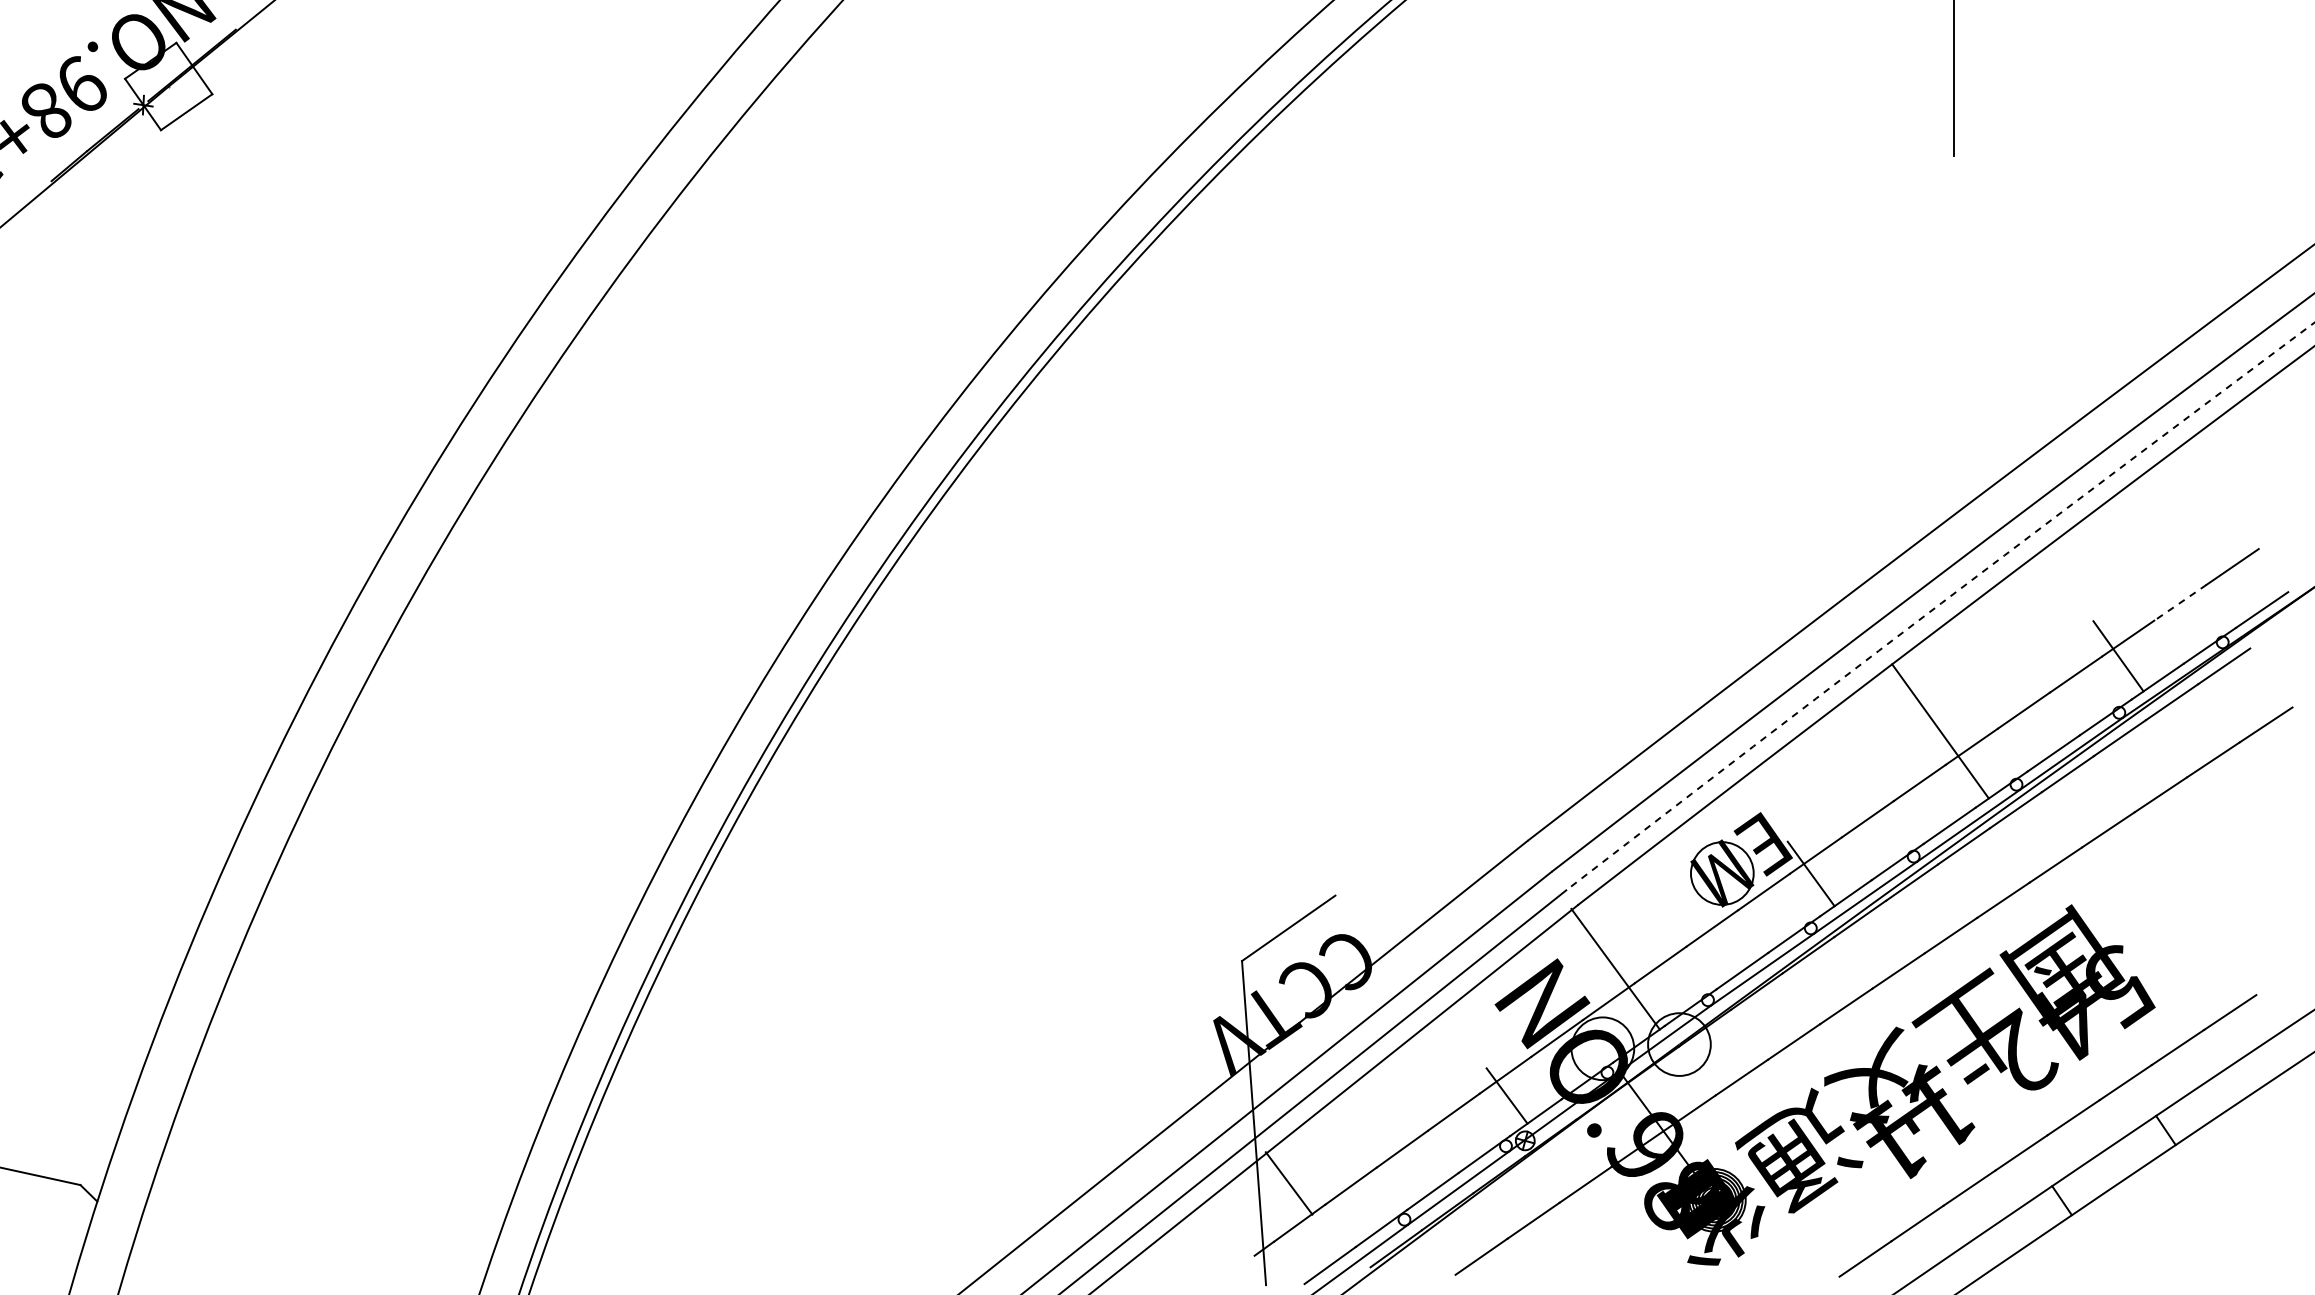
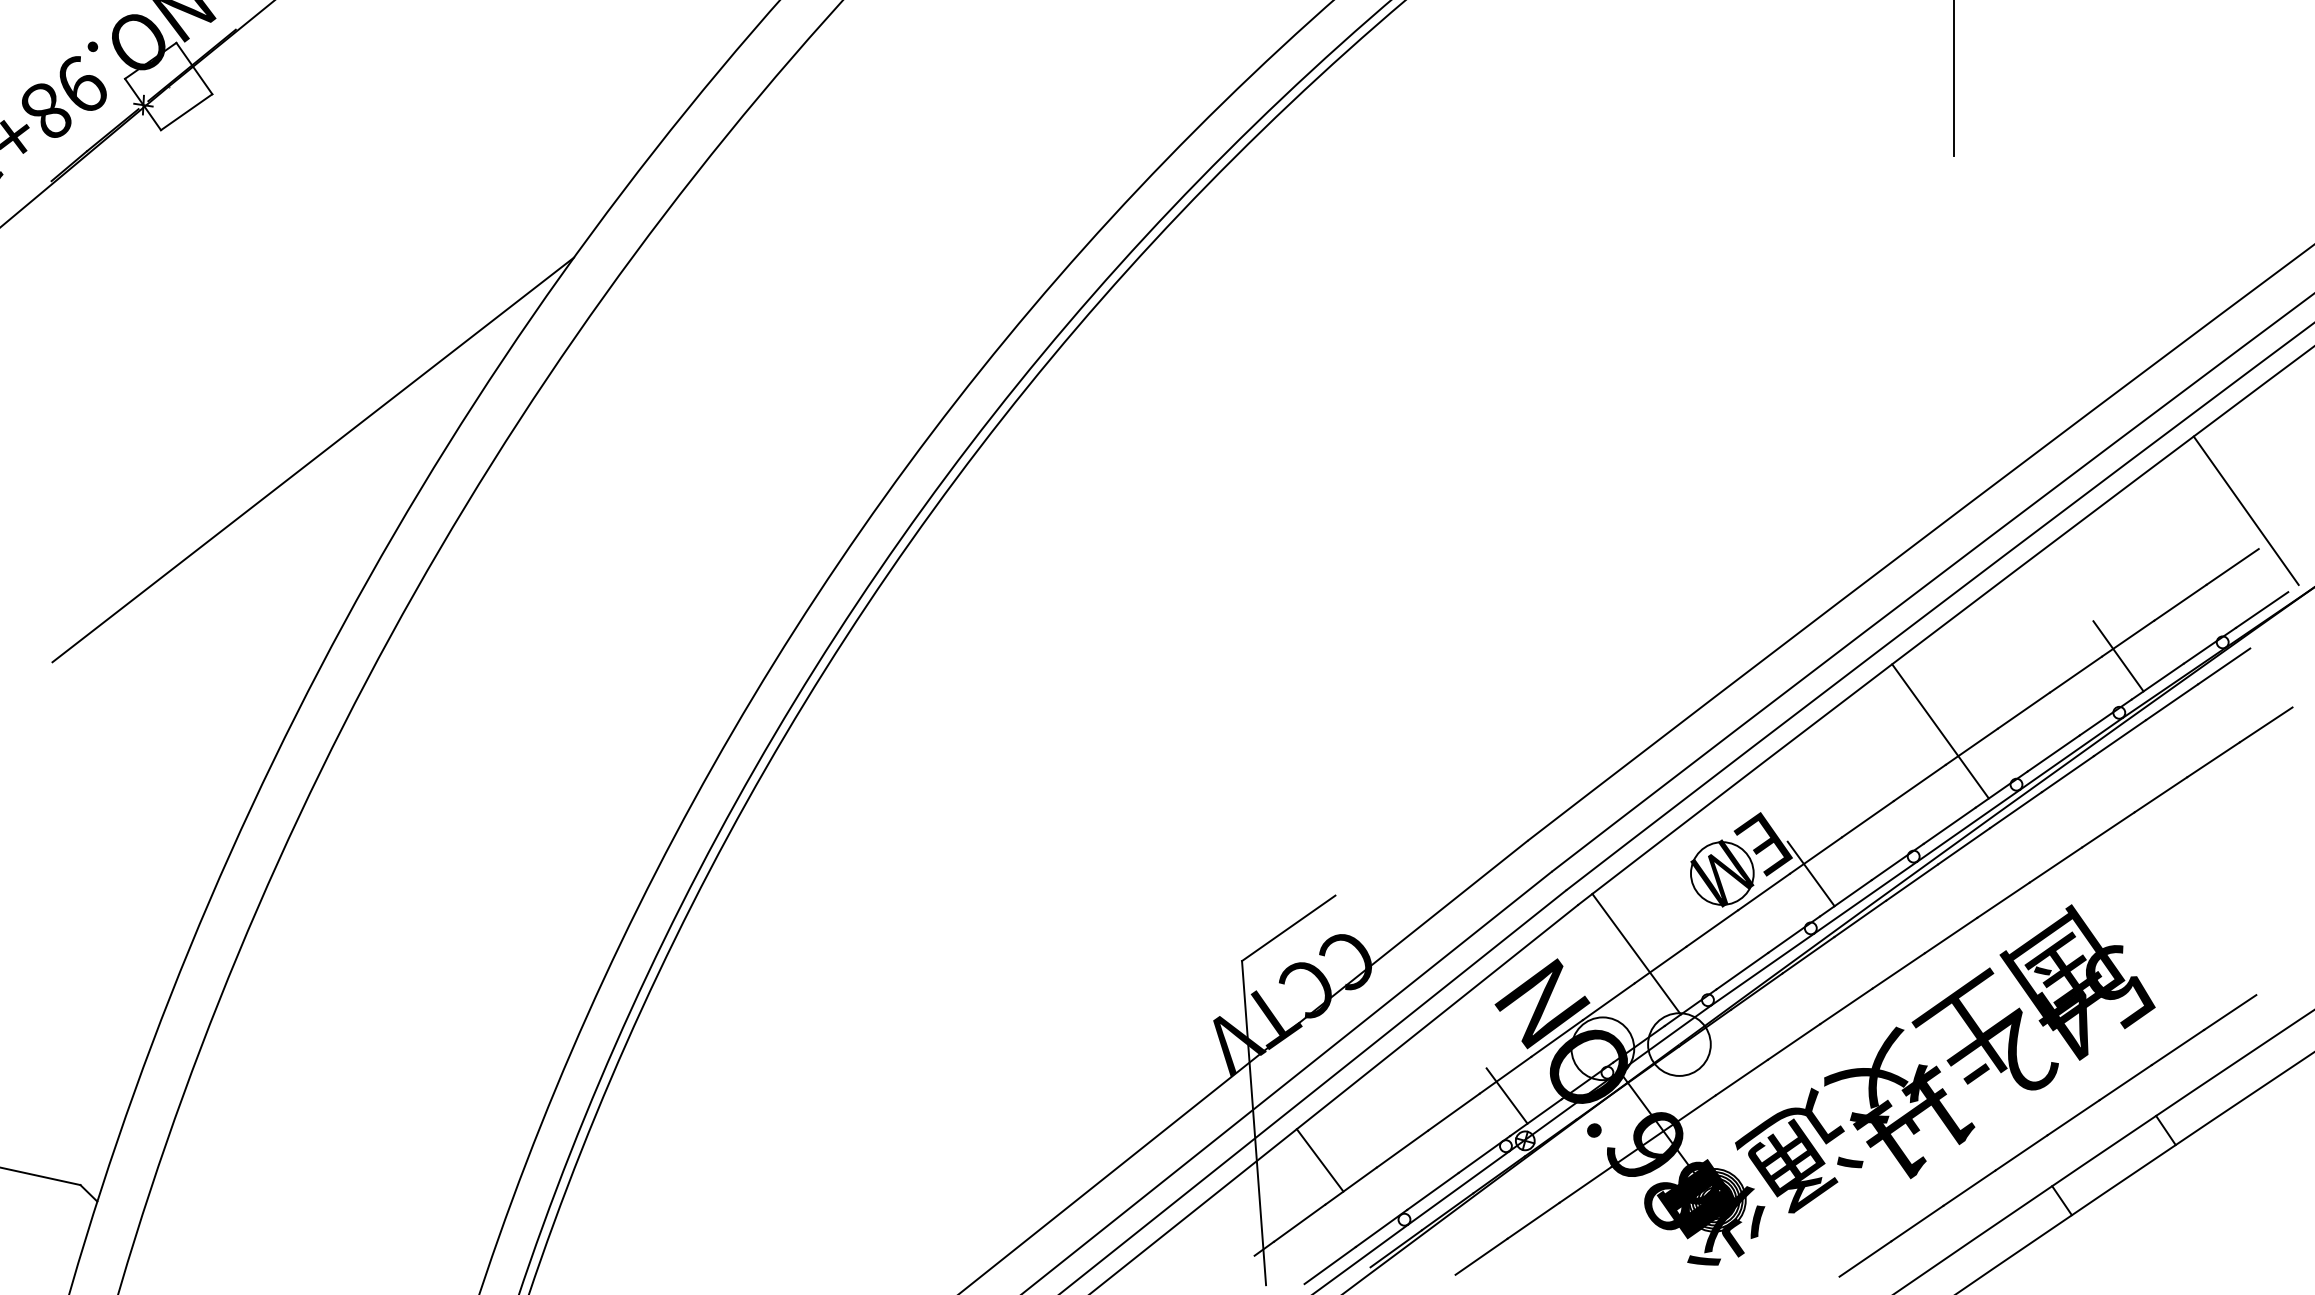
line: none -> present (313, 459)
line: none -> present (2245, 510)
line: dashed -> solid (2180, 602)
arc: dashed -> solid (1939, 604)
line position: (1615, 968) -> (1636, 953) (1636, 953)
line position: (1288, 1183) -> (1319, 1160) (1319, 1160)
